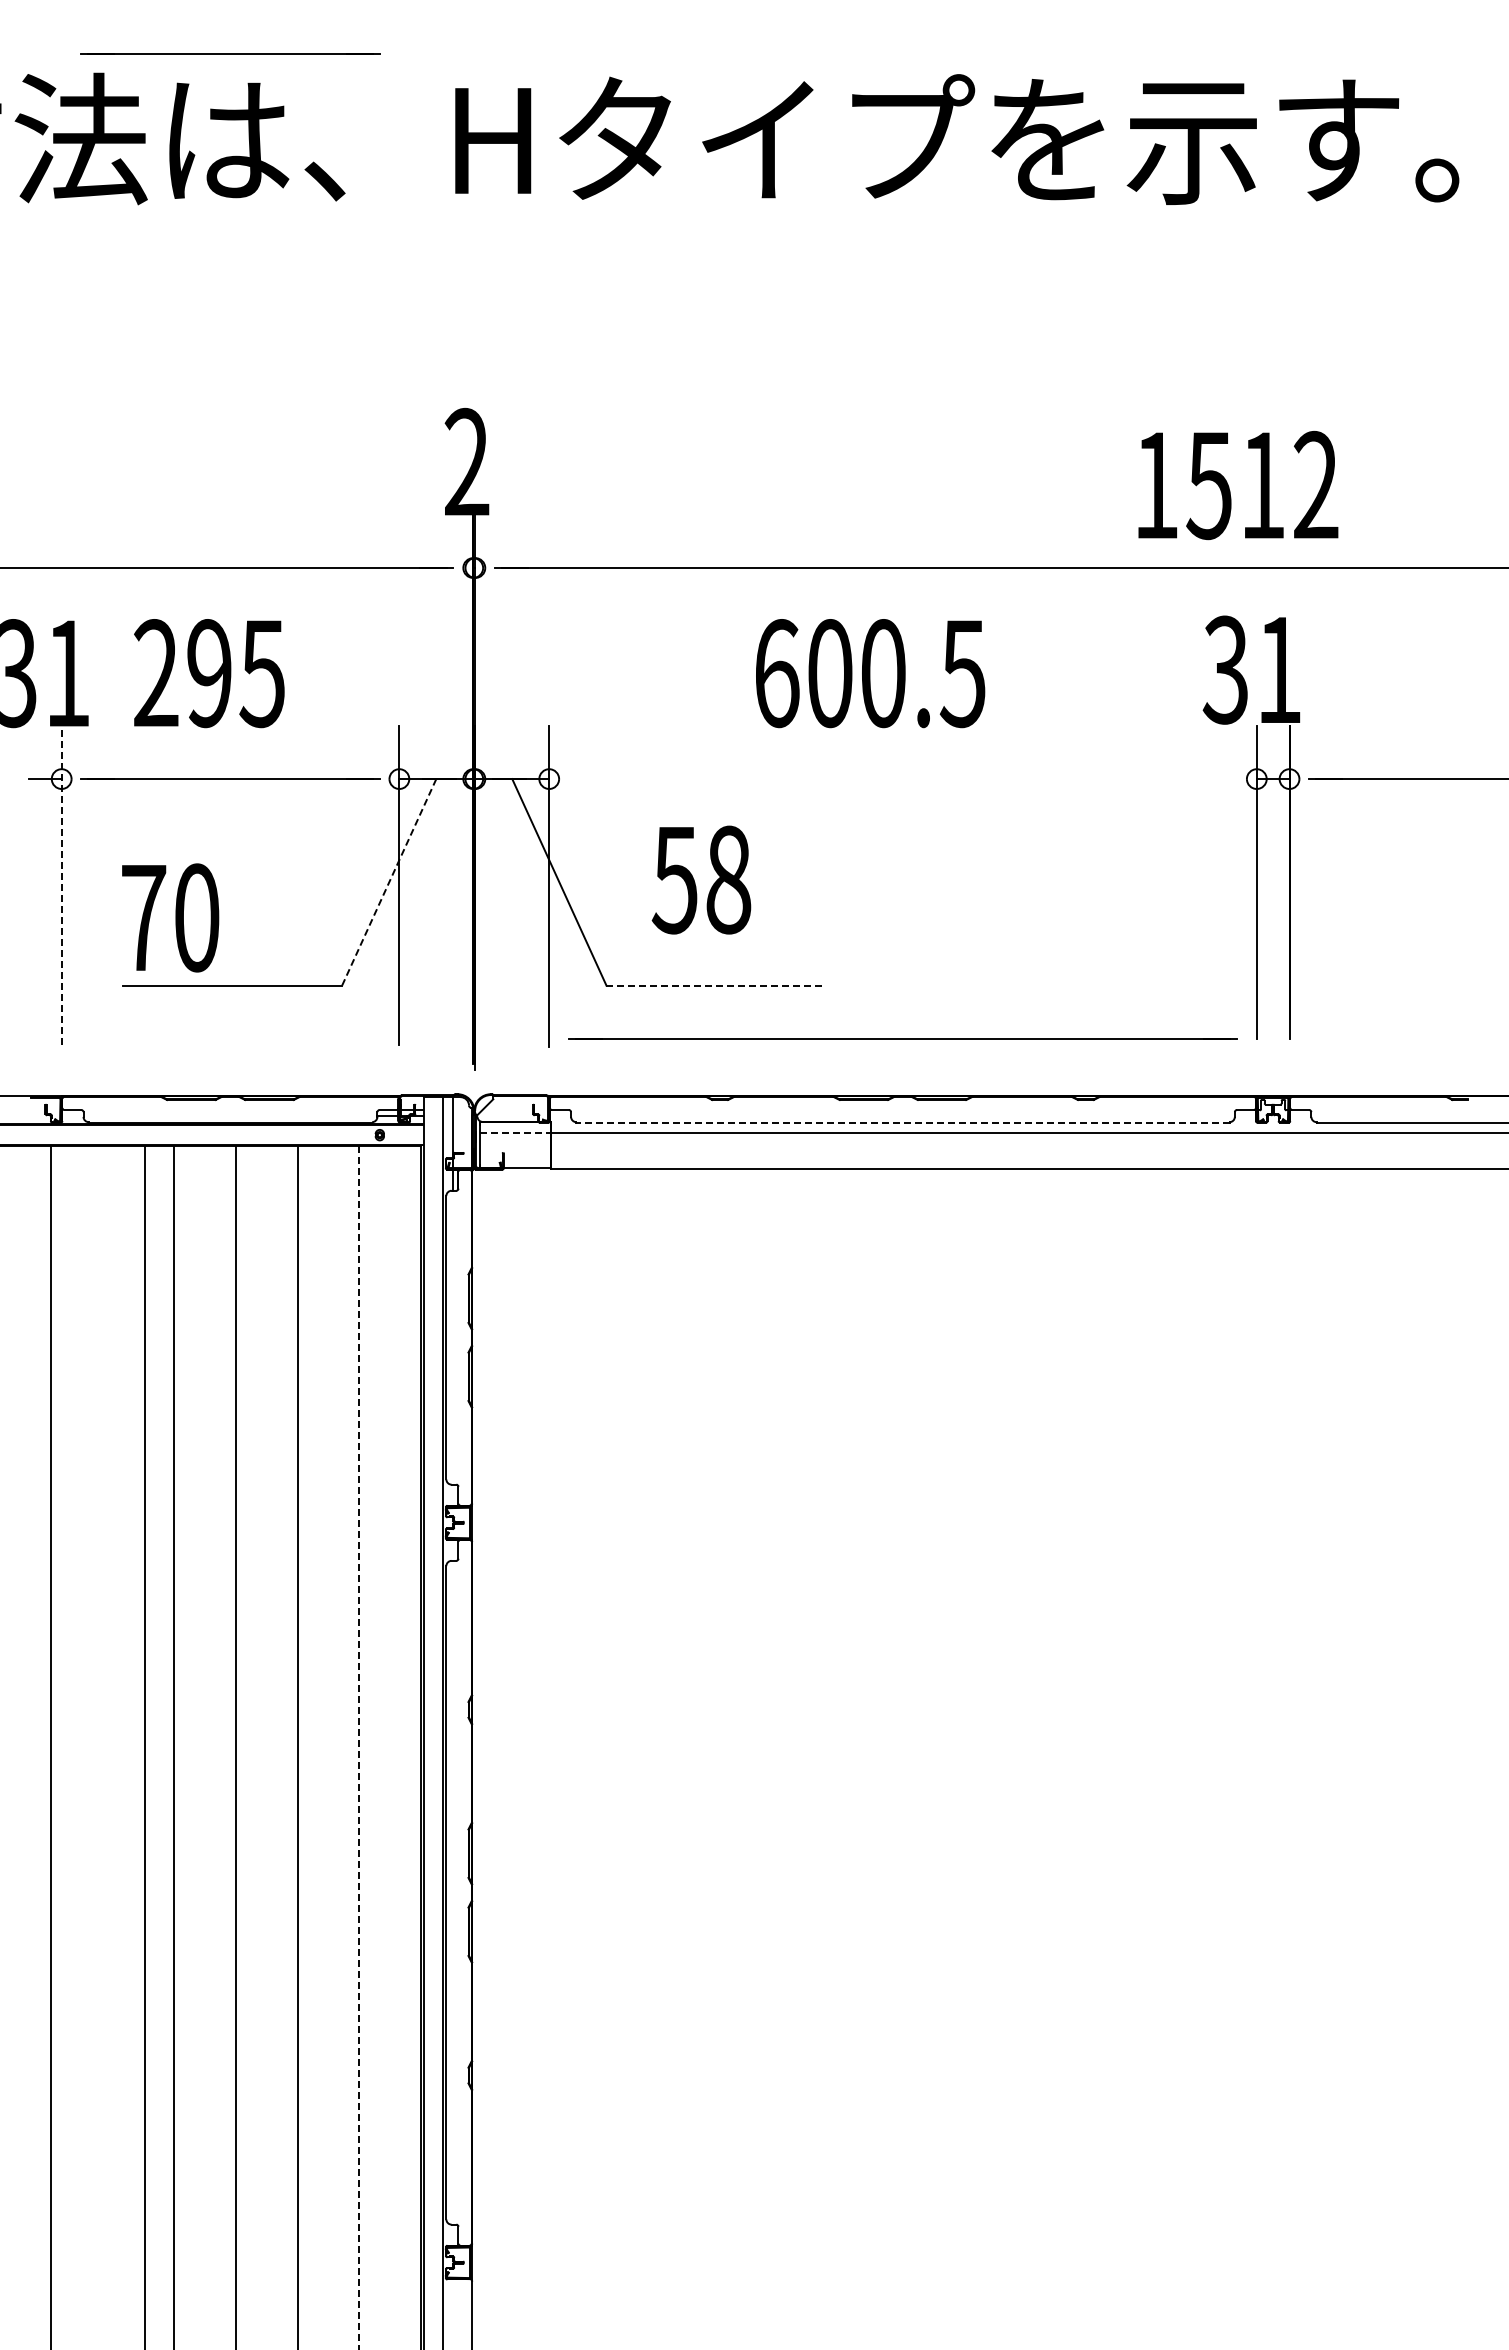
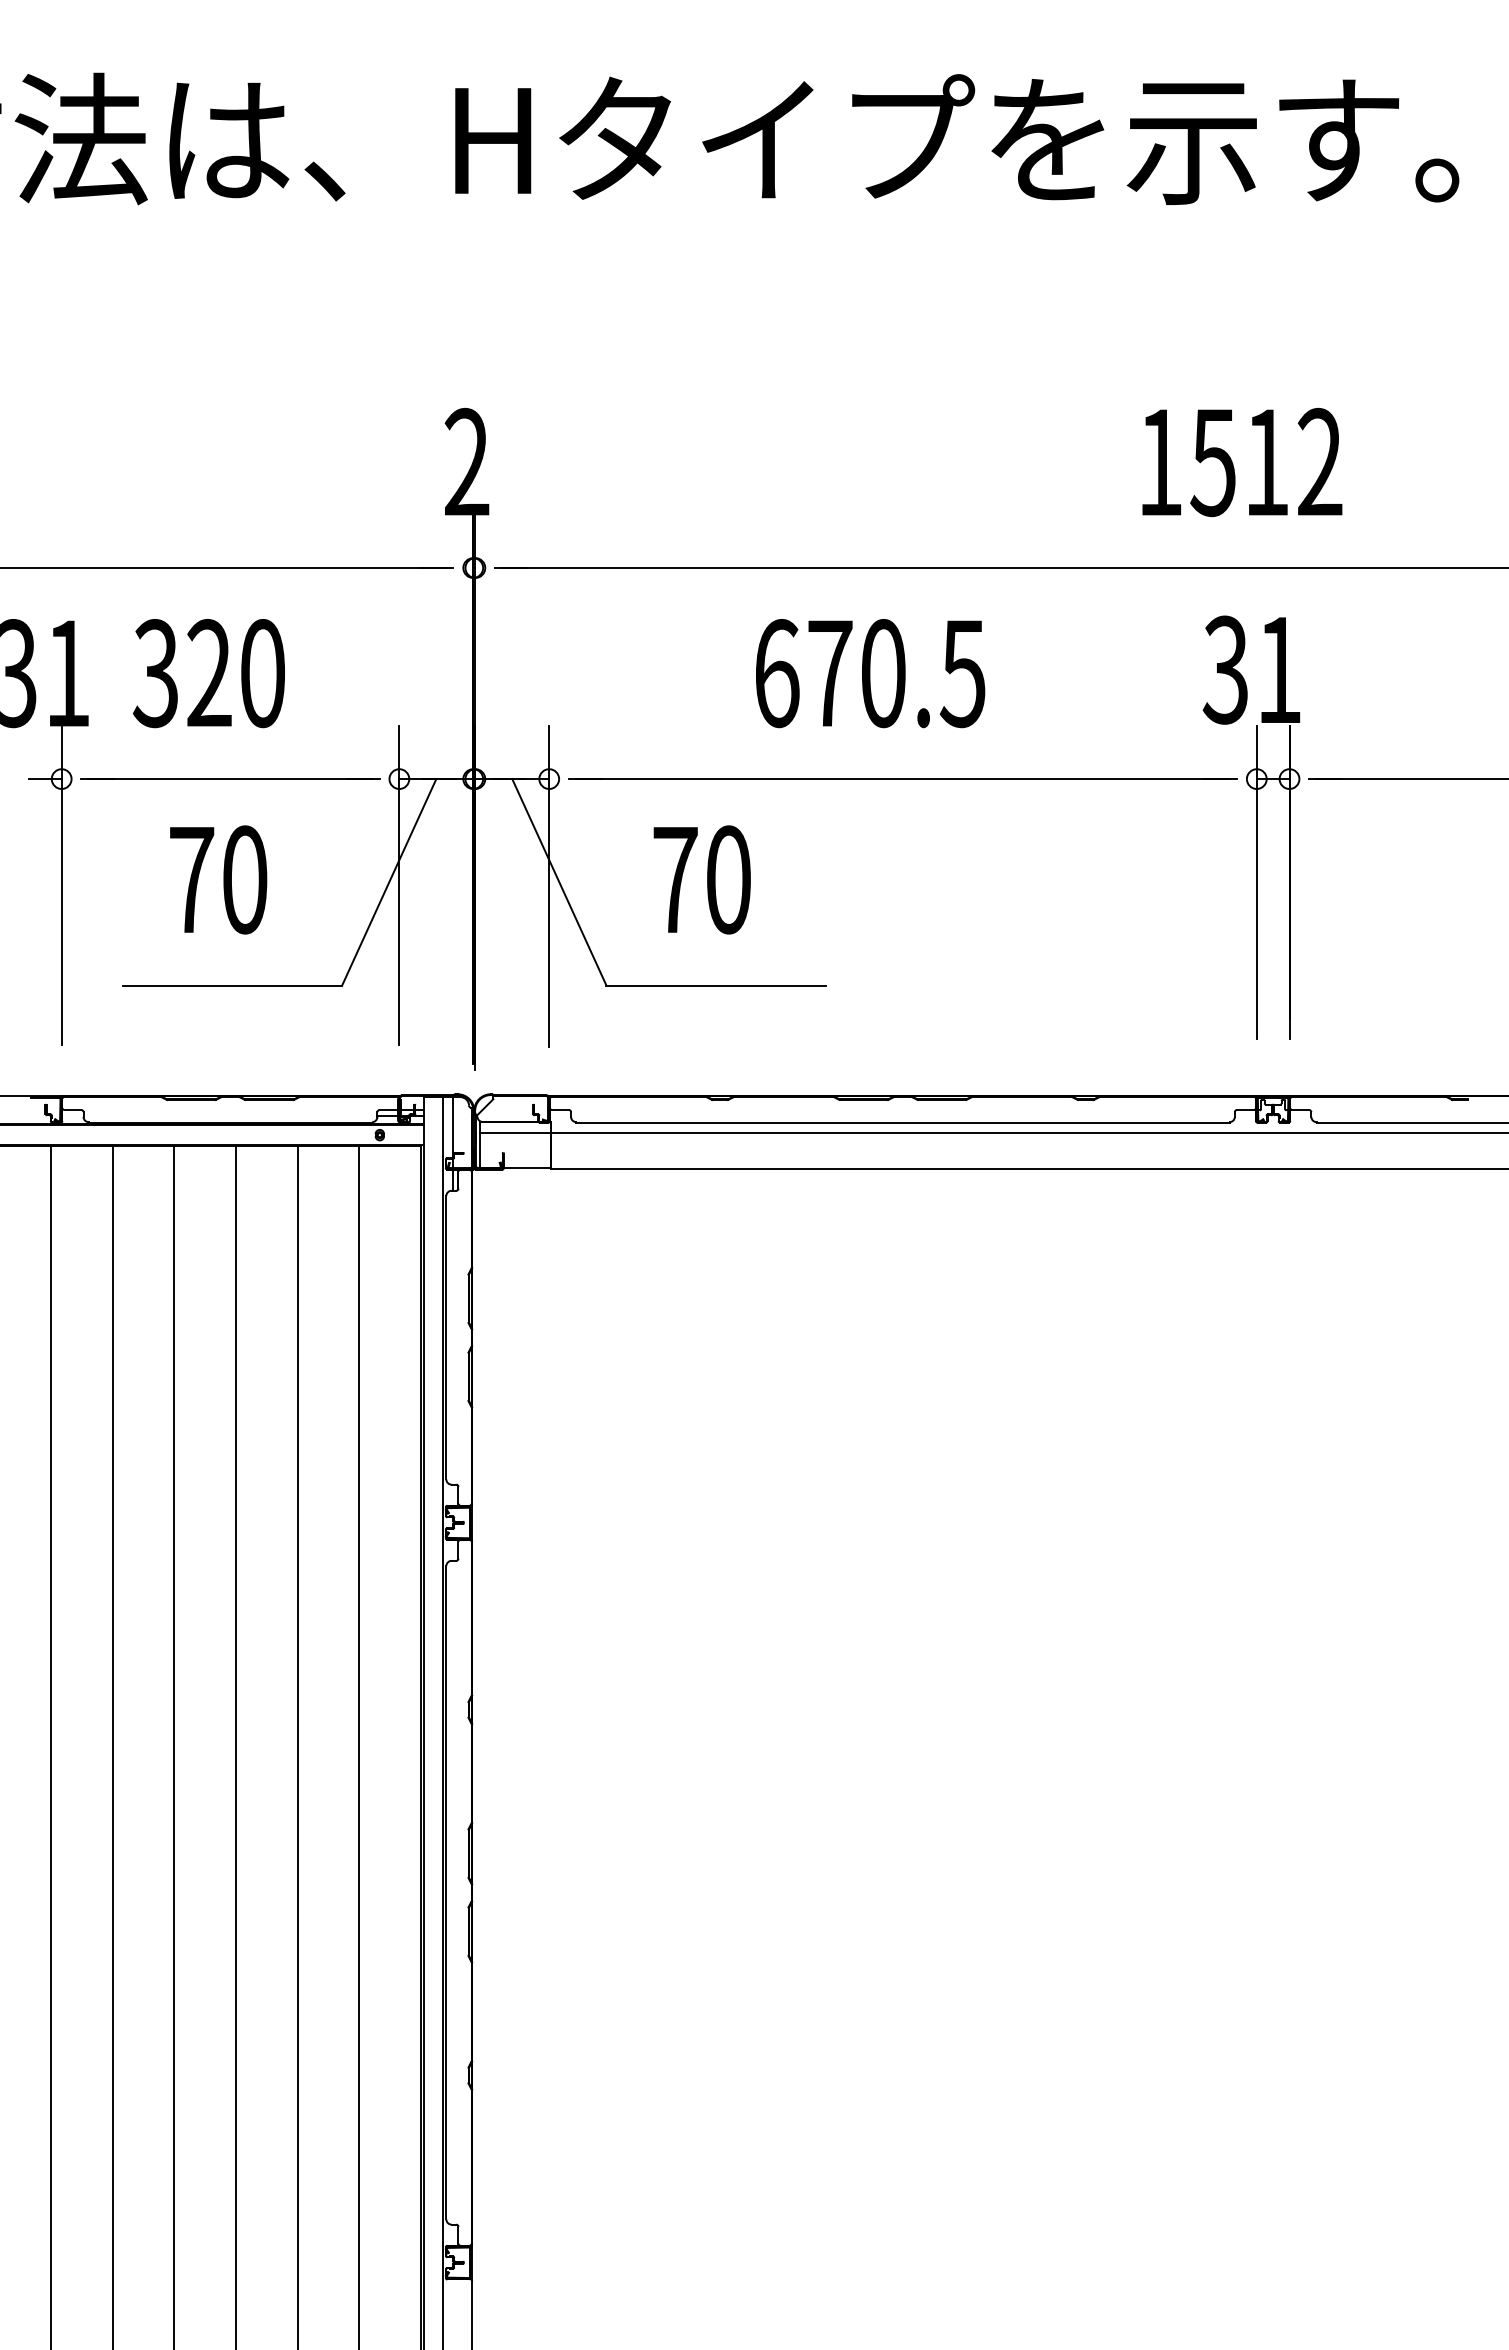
line: present -> none (230, 53)
text position: (1238, 485) -> (1242, 462) (1242, 462)
text: 295 -> 320 (208, 673)
text: 600.5 -> 670.5 (830, 673)
text: 58 -> 70 (701, 879)
line: dashed -> solid (389, 882)
line: dashed -> solid (61, 885)
text position: (170, 917) -> (218, 879) (218, 879)
line: dashed -> solid (716, 985)
line position: (902, 1038) -> (902, 778) (902, 778)
line: dashed -> solid (902, 1122)
line: dashed -> solid (515, 1133)
line position: (144, 1746) -> (112, 1746) (112, 1746)
line: dashed -> solid (359, 1747)
